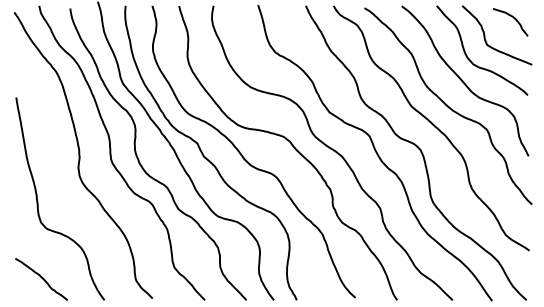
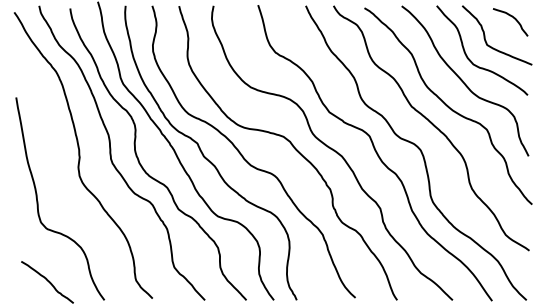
curve position: (41, 278) -> (47, 281) (47, 281)
